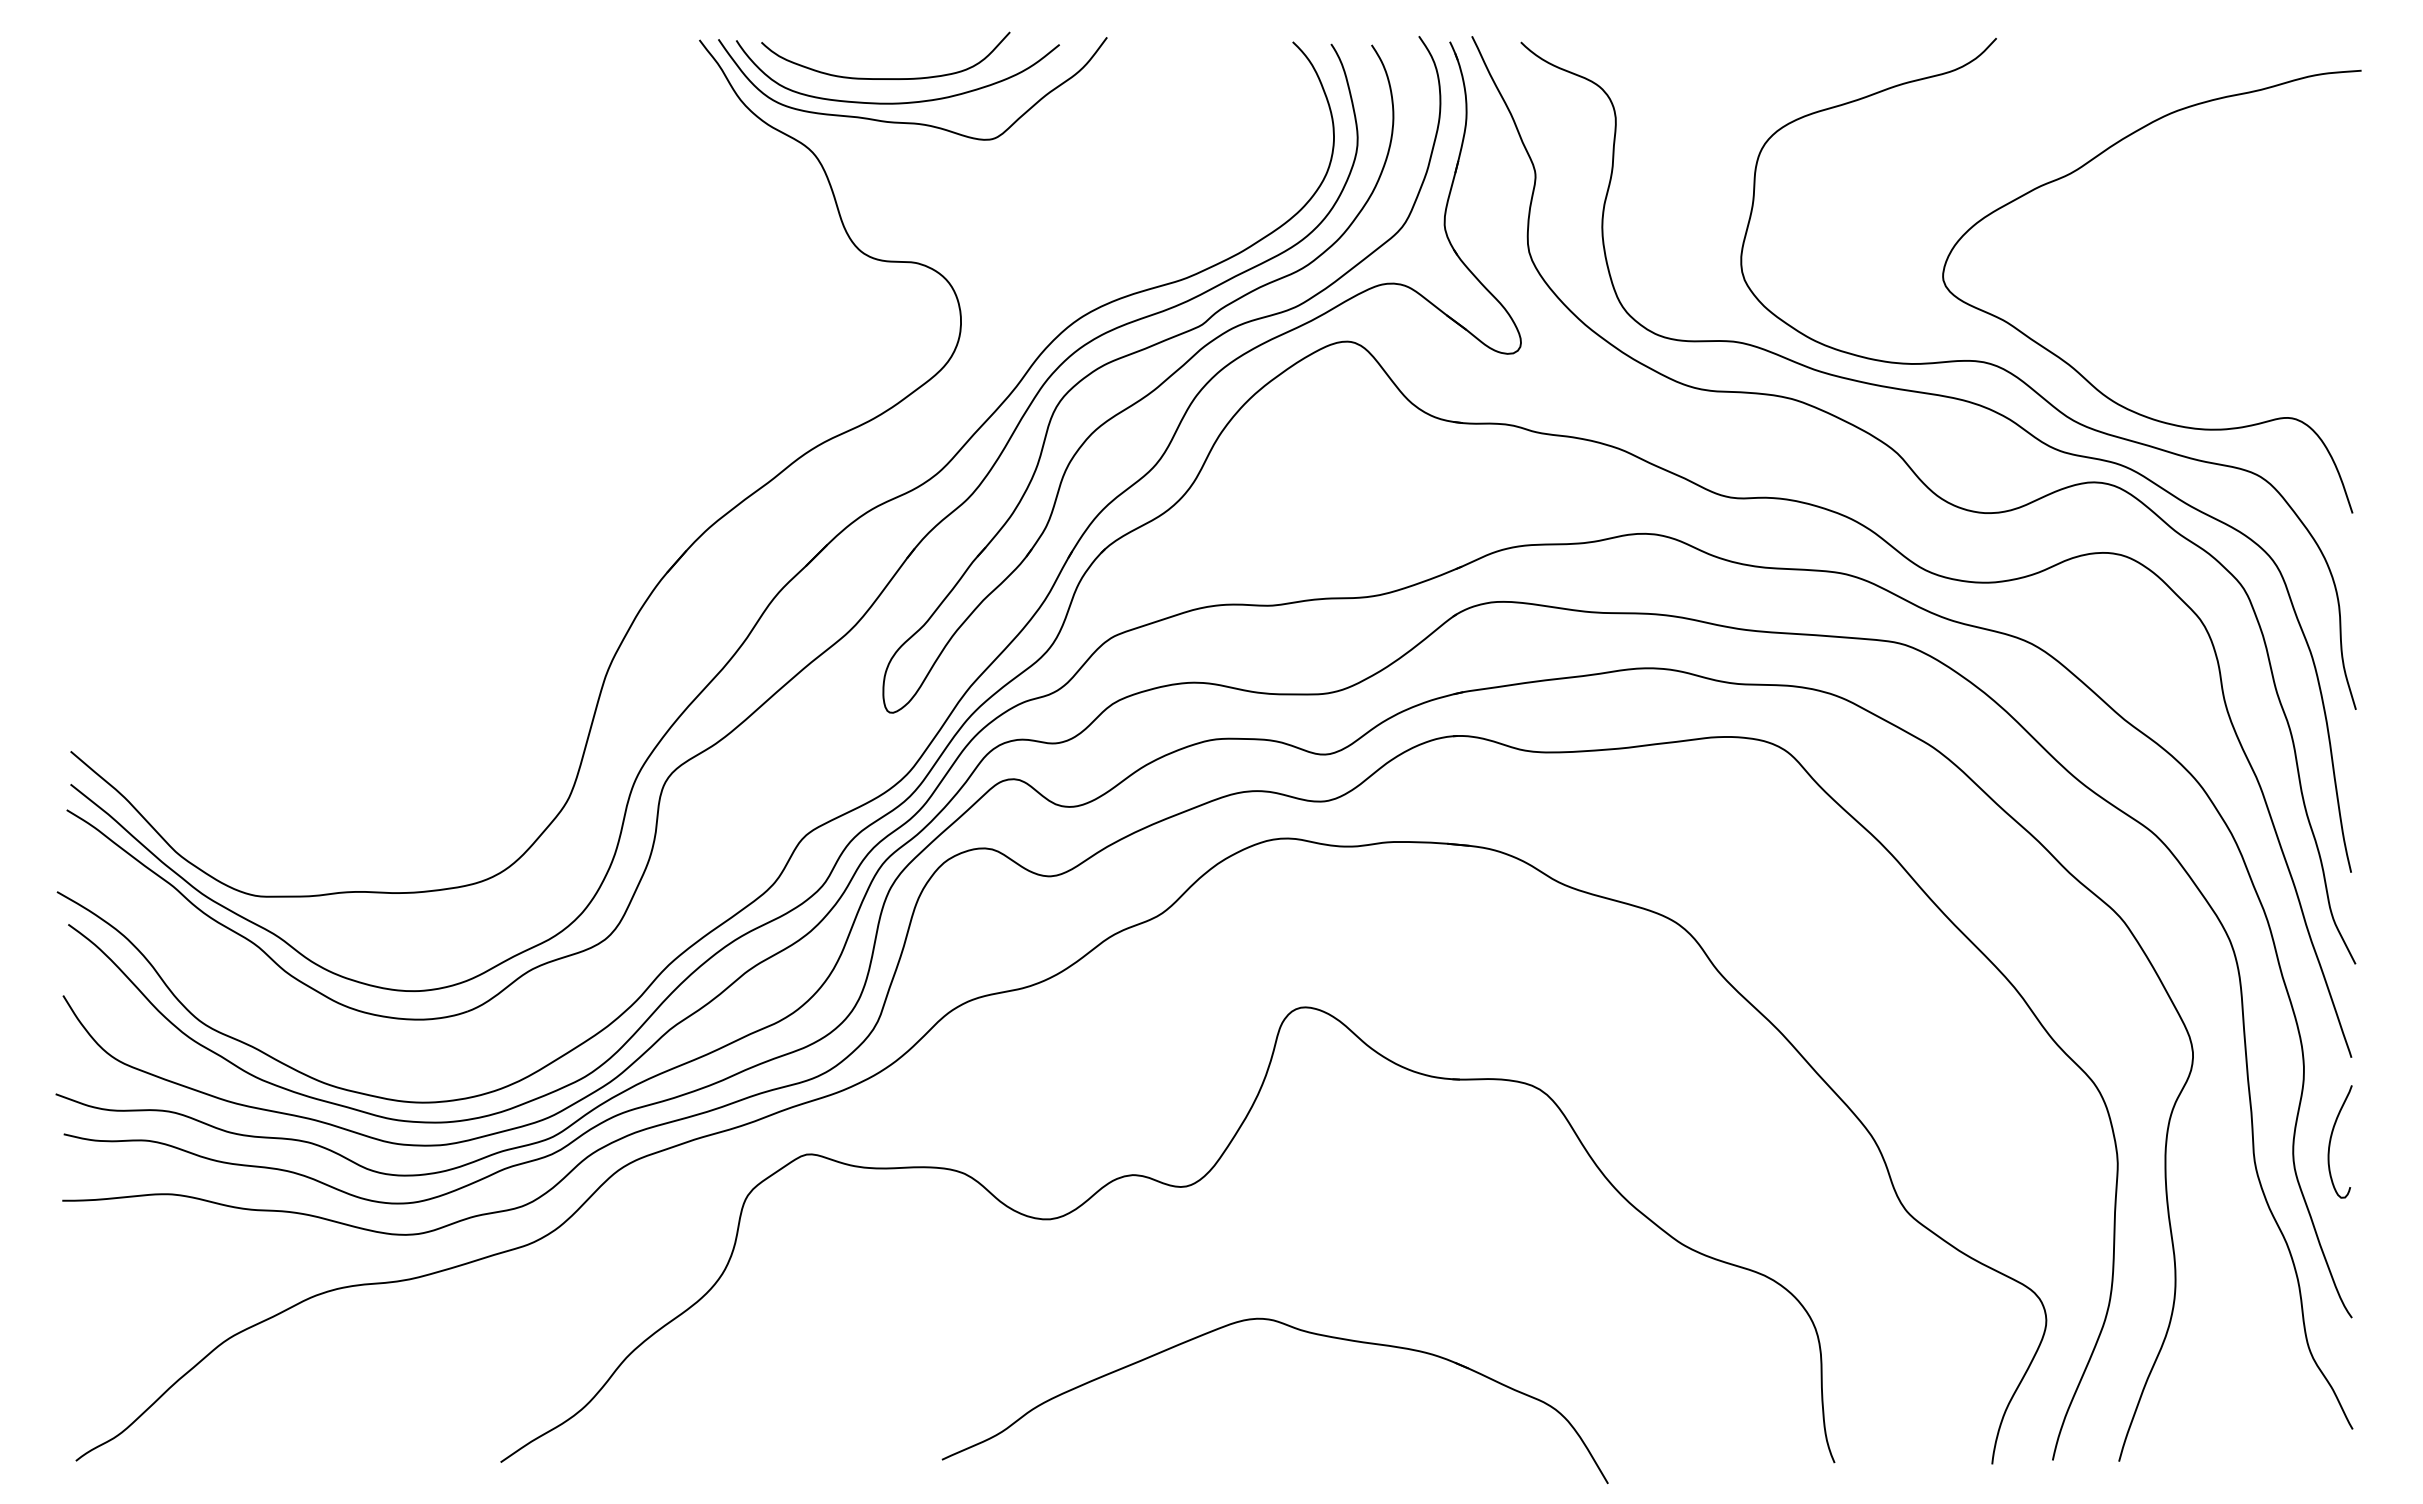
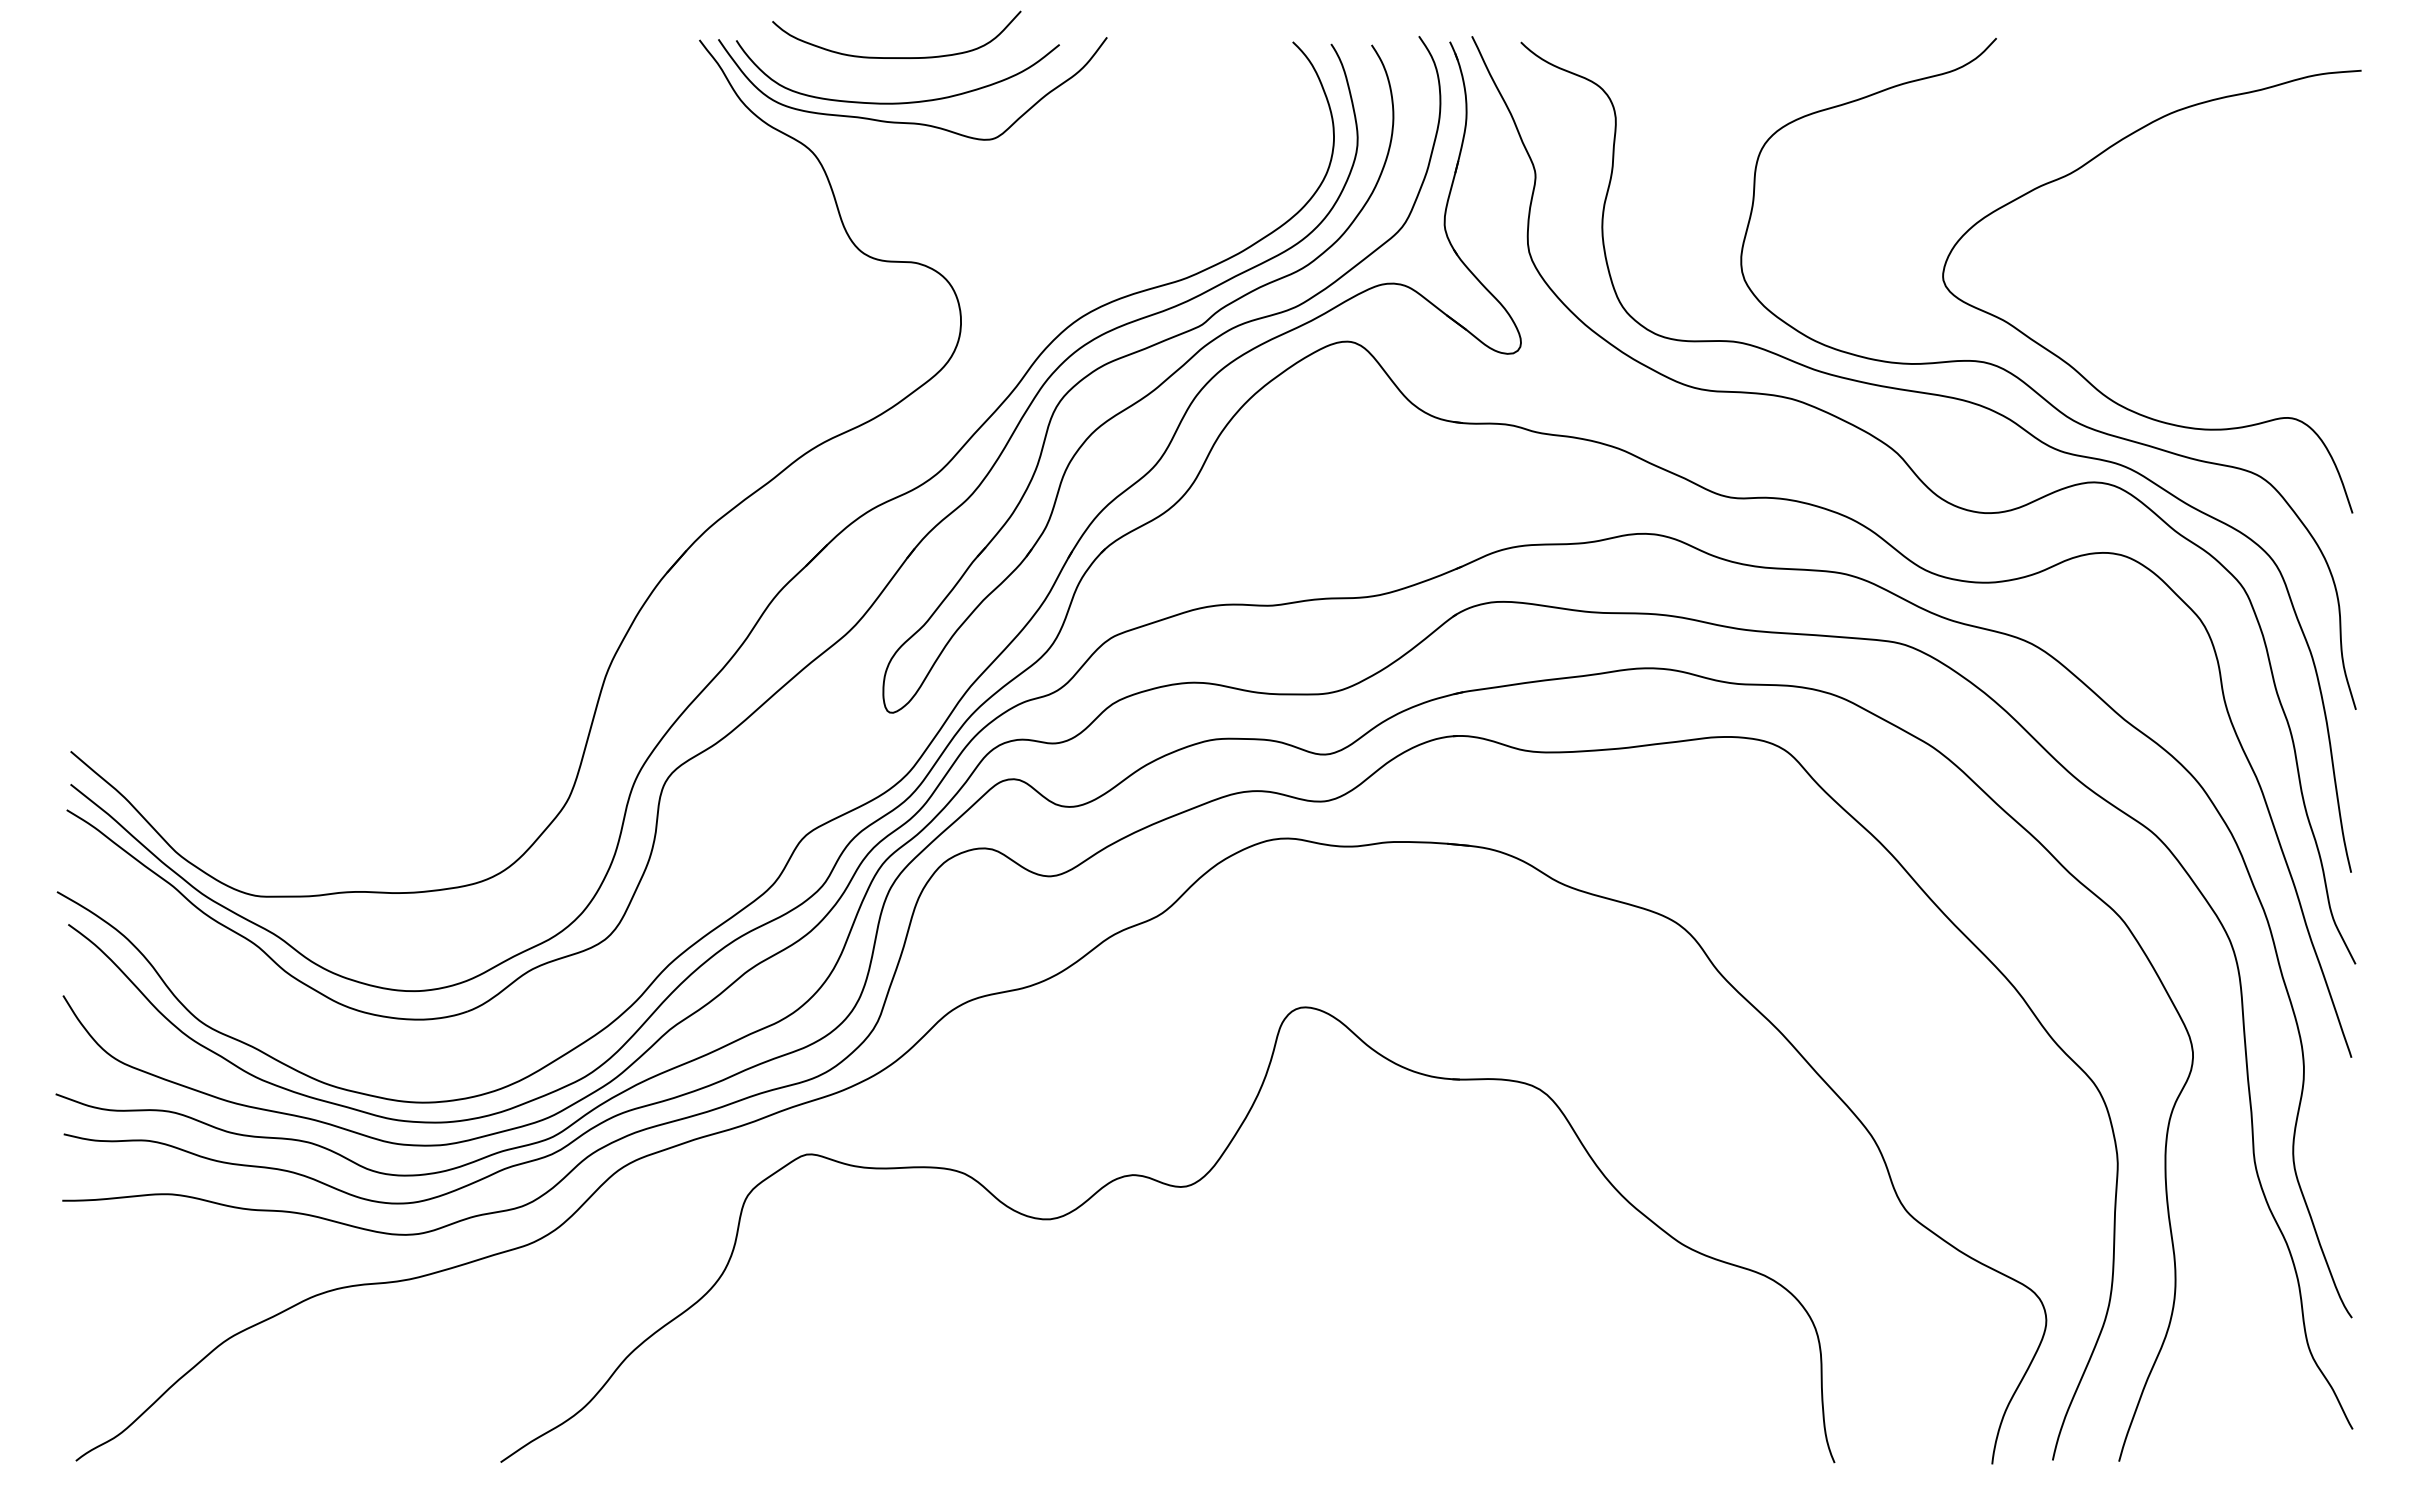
curve position: (885, 78) -> (896, 57) (896, 57)
curve: present -> none (2331, 1140)
part: present -> none (1298, 1330)
